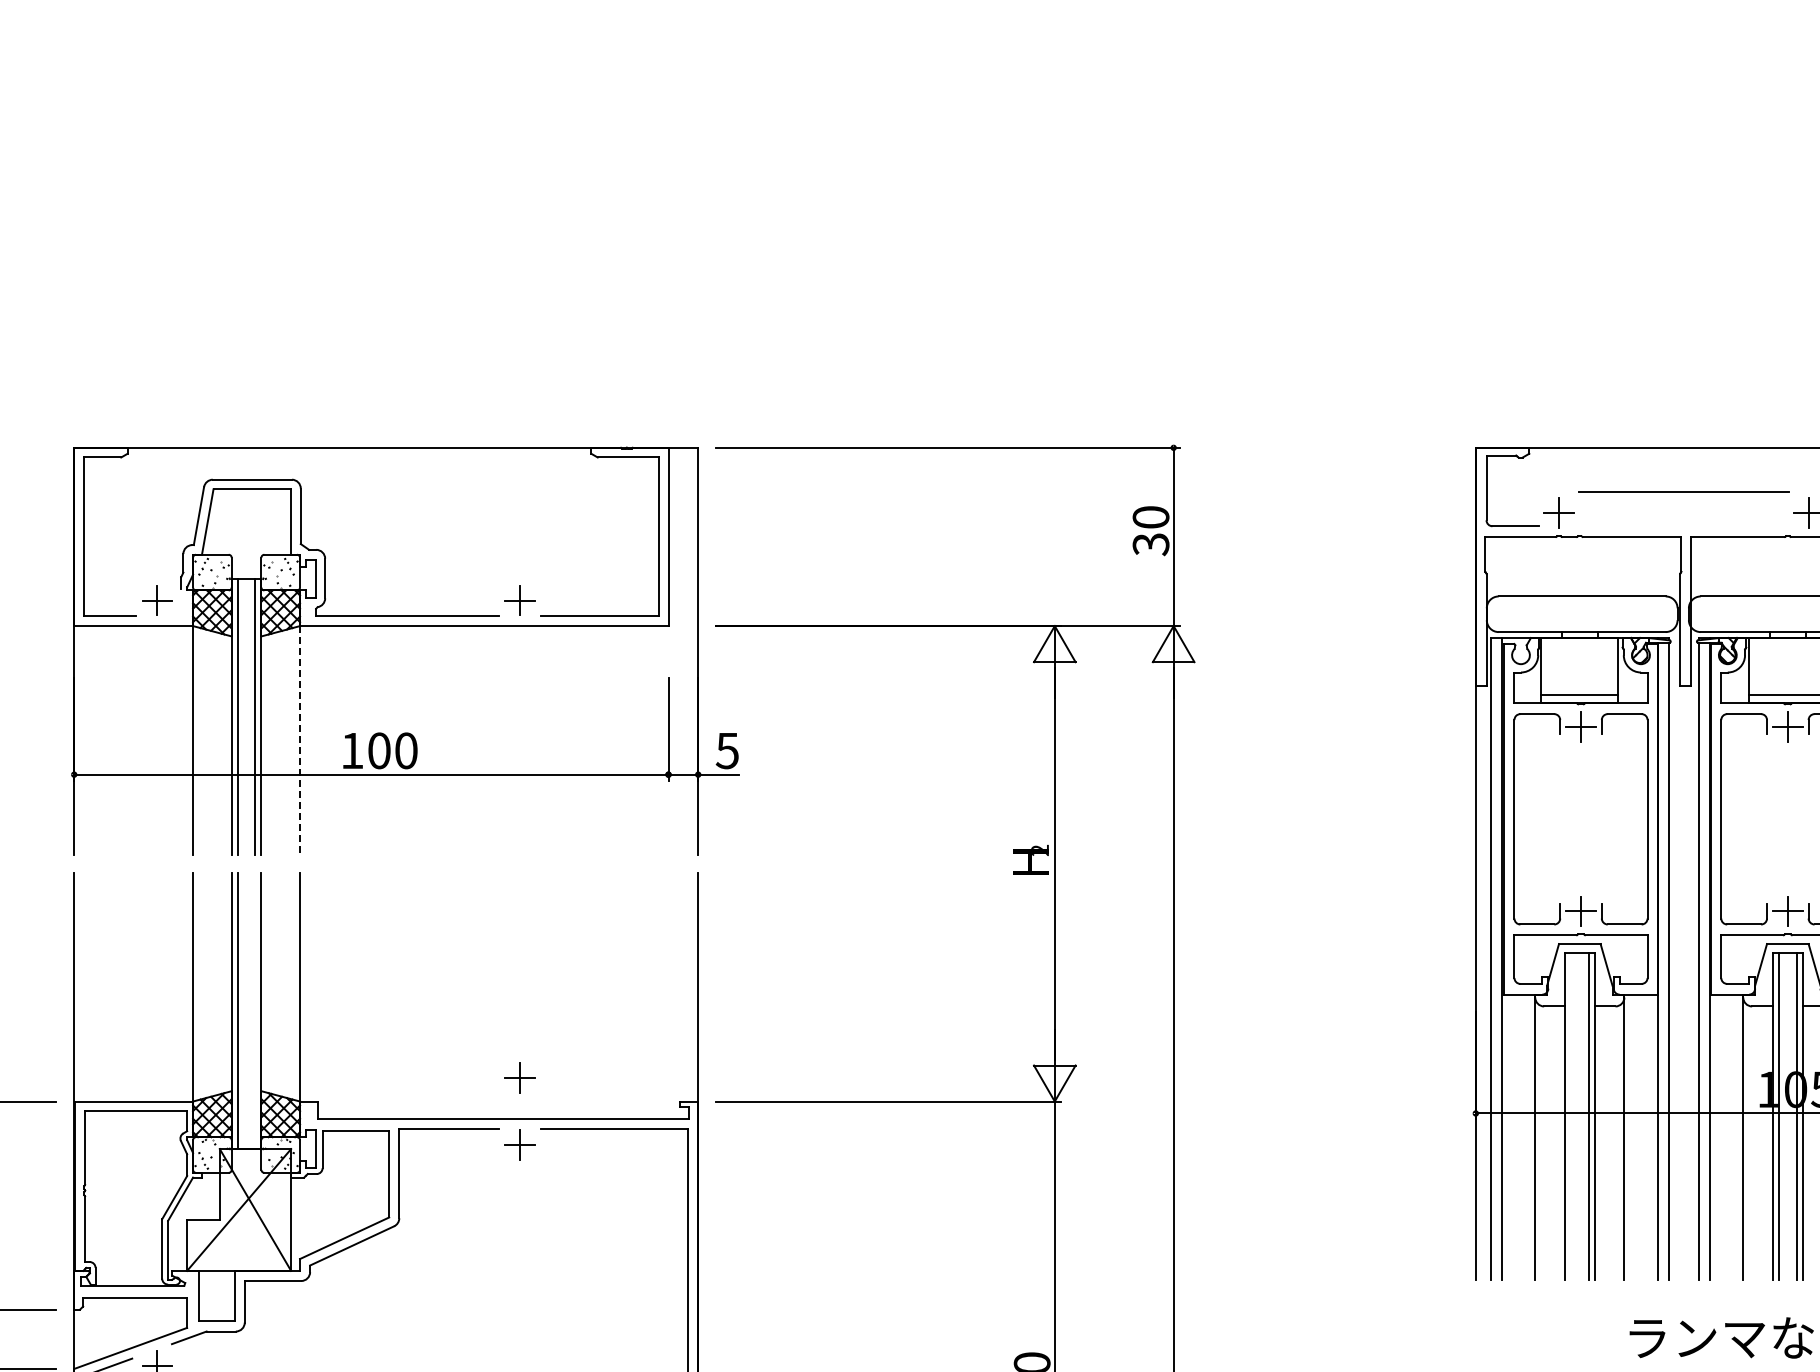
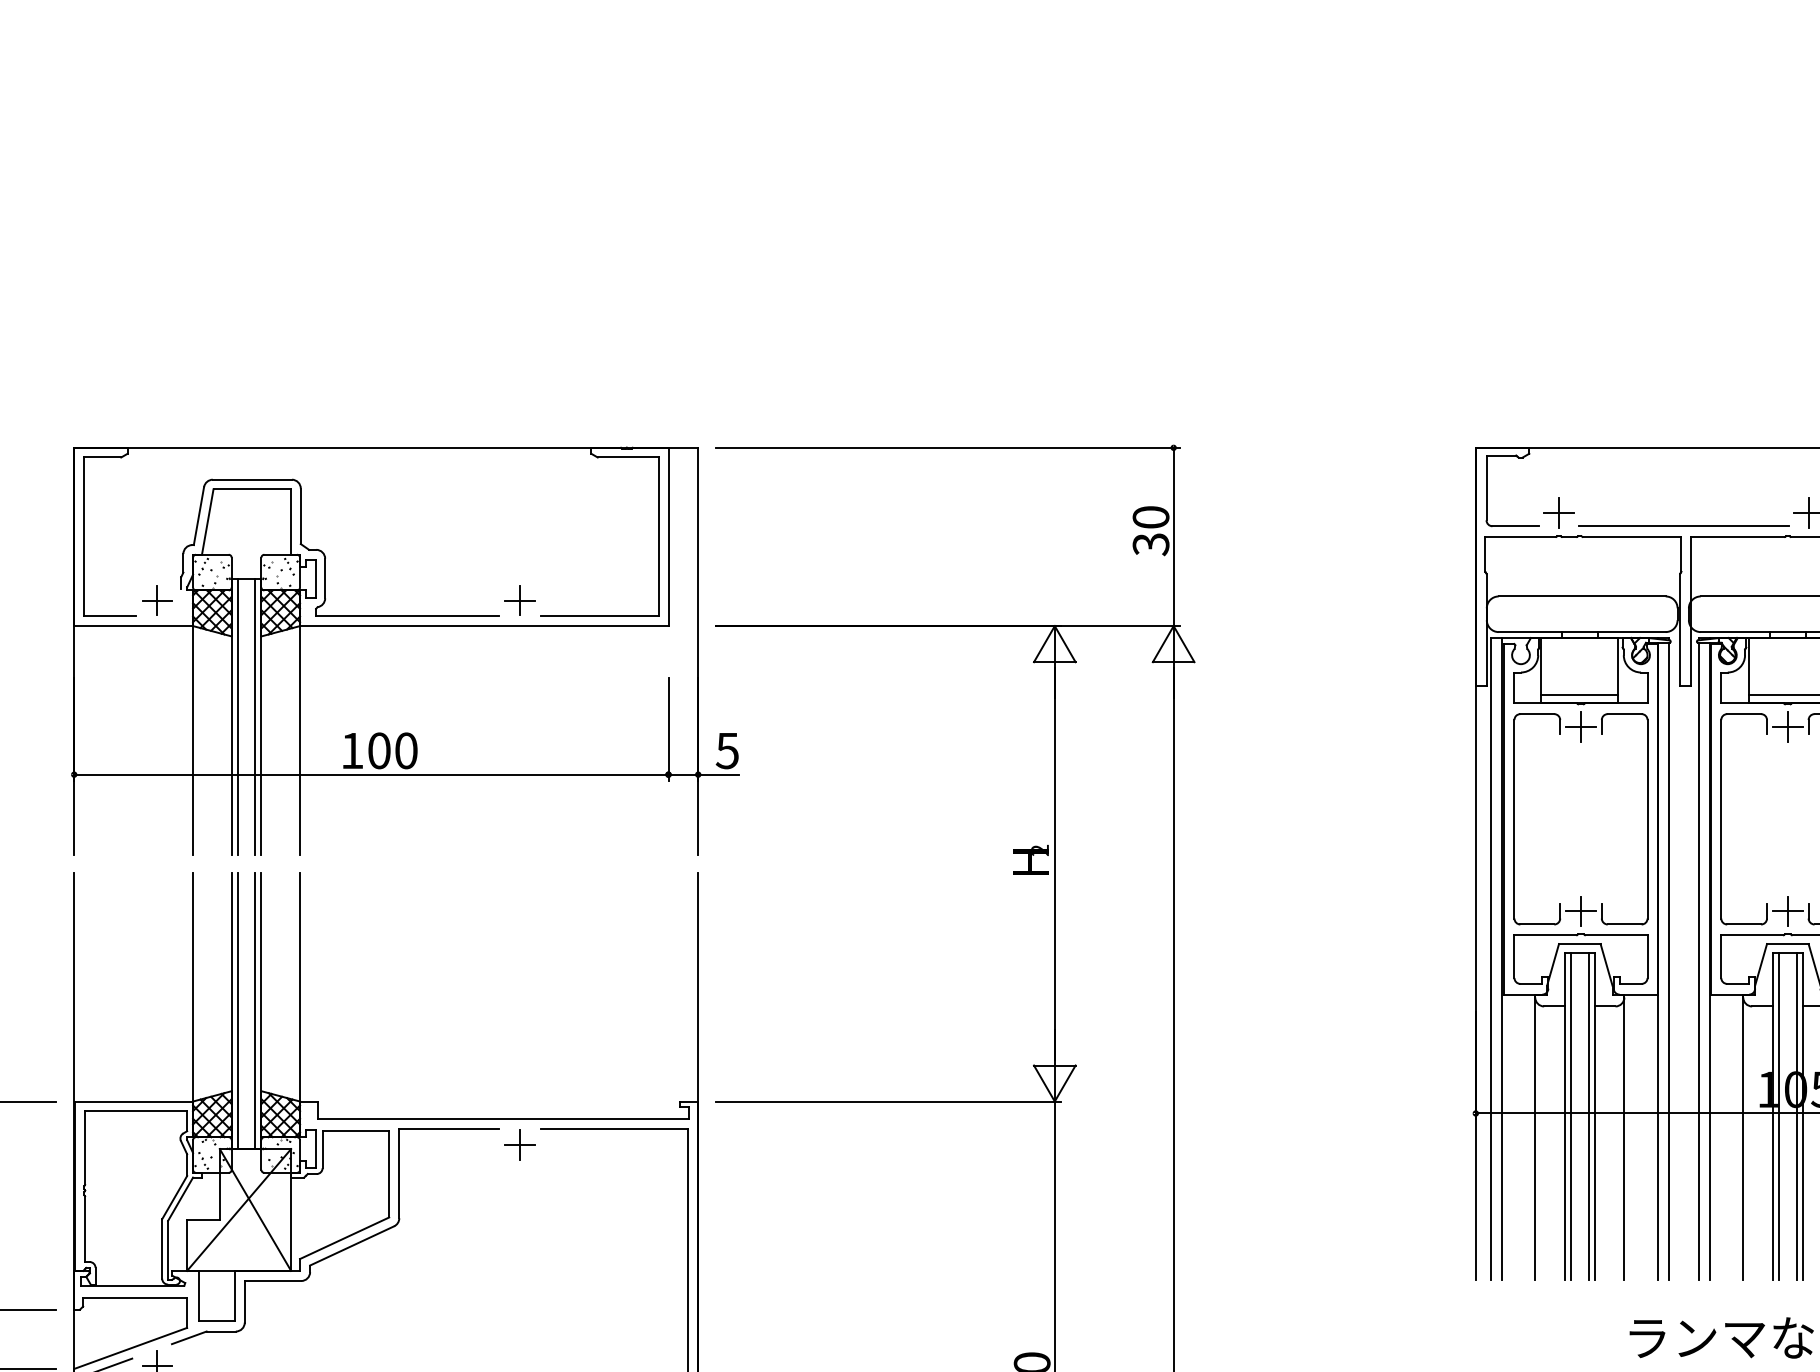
line position: (1683, 491) -> (1683, 525) (1683, 525)
line: dashed -> solid (300, 741)
line: none -> present (255, 1010)
part: present -> none (519, 1077)
line: none -> present (1570, 1115)
